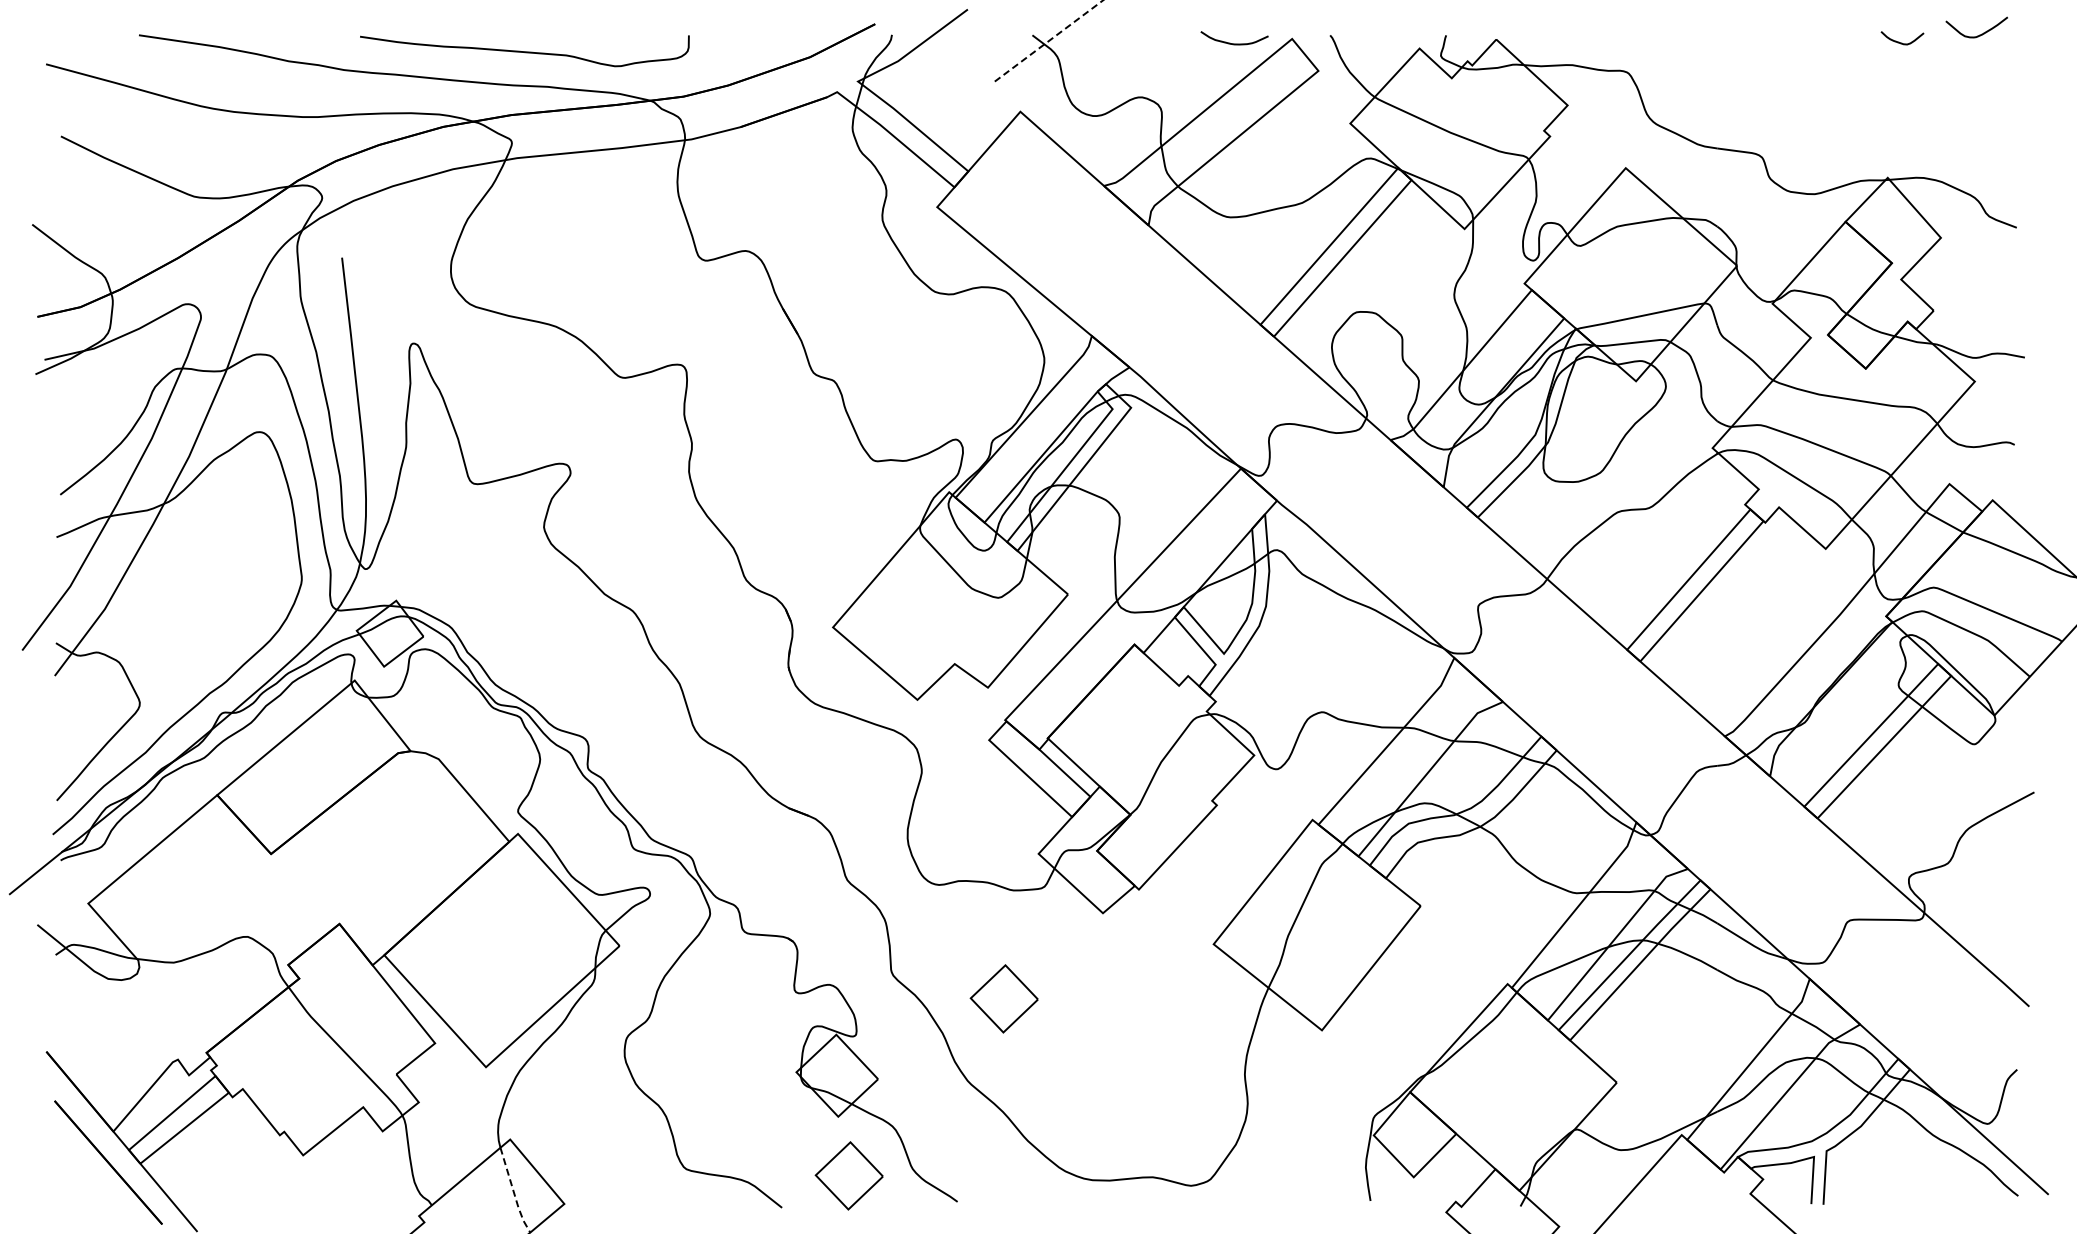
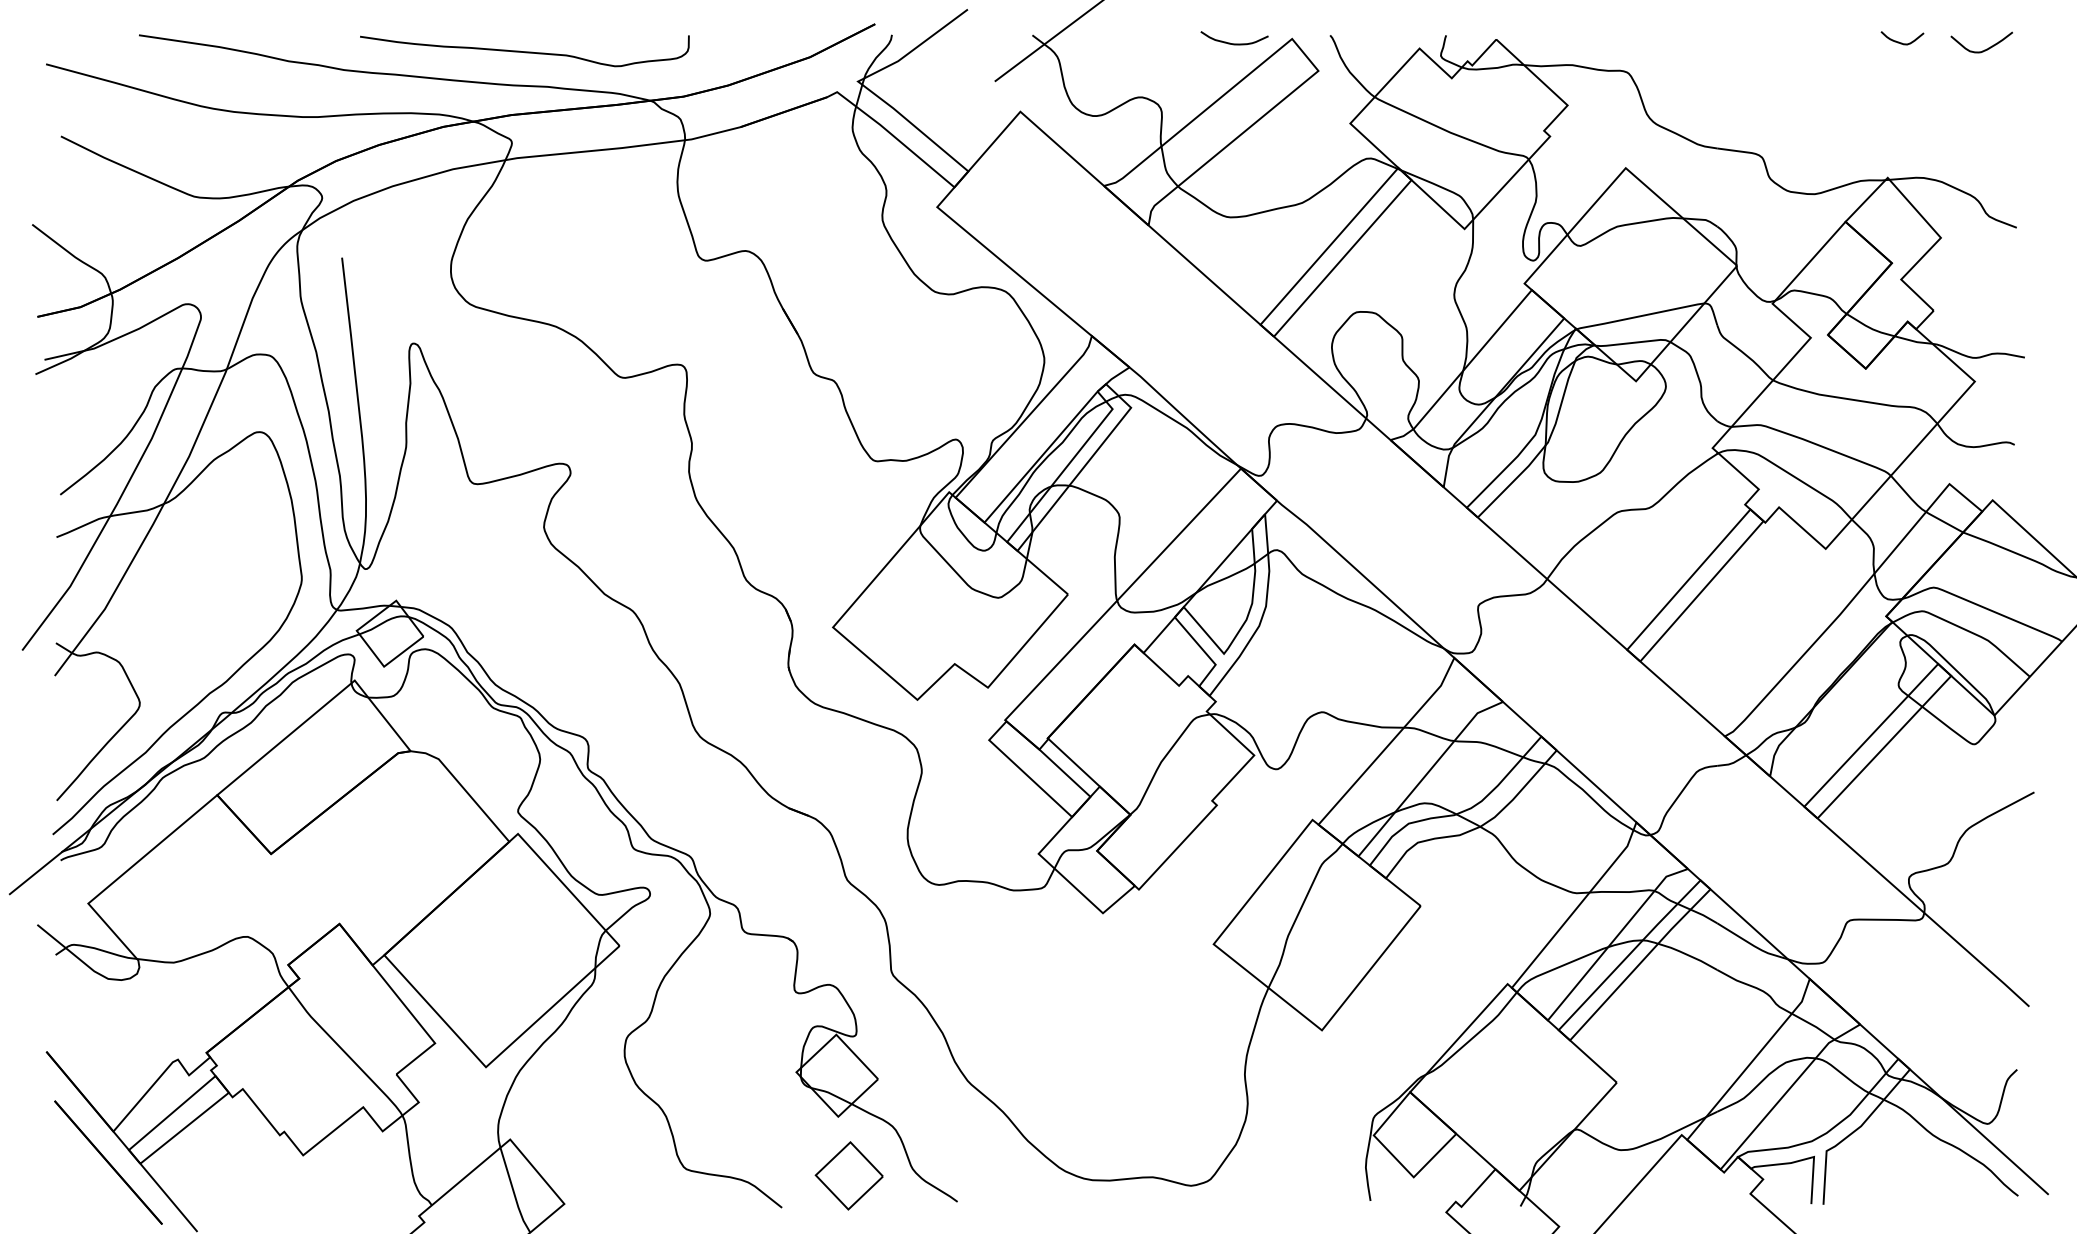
curve position: (1979, 34) -> (1984, 49) (1984, 49)
line: dashed -> solid (1049, 40)
part: present -> none (1003, 998)
line: dashed -> solid (513, 1192)
